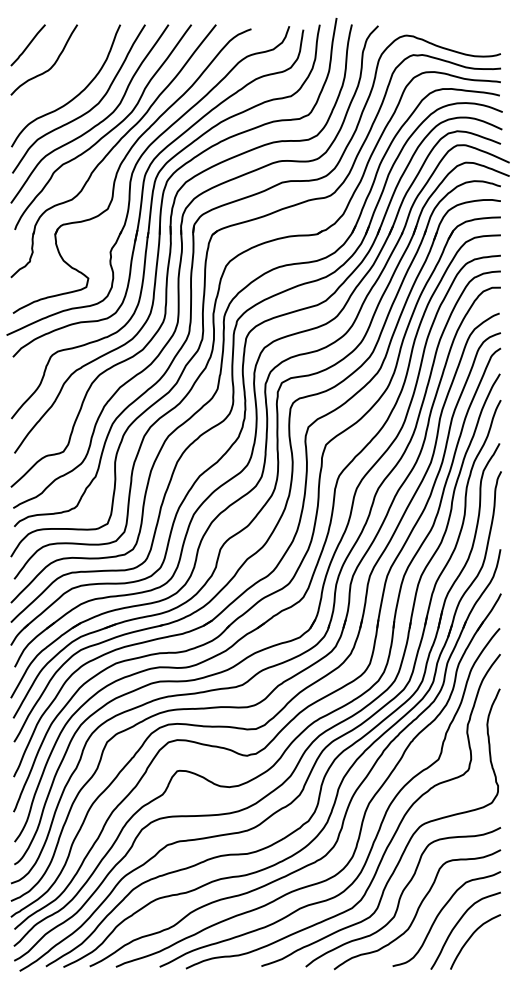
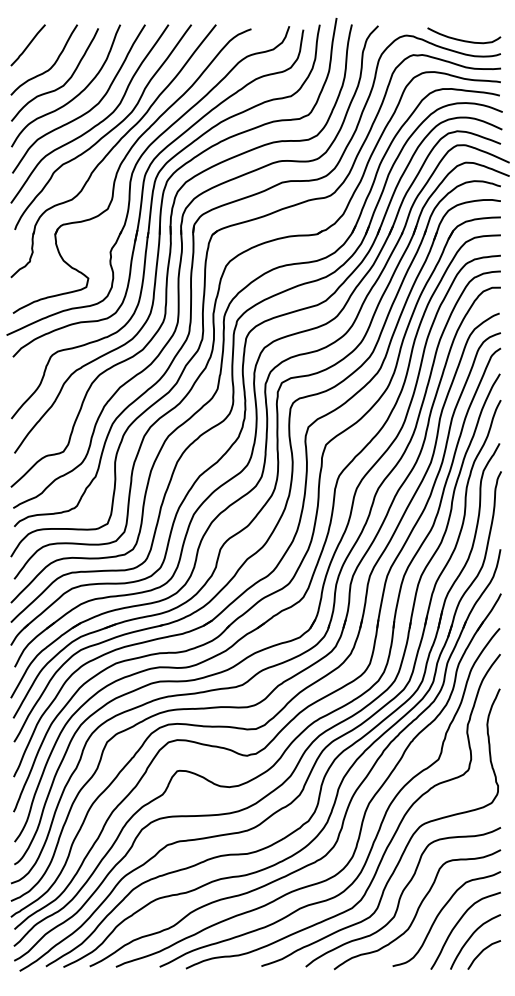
curve: none -> present (462, 39)
curve: none -> present (61, 85)
curve: none -> present (482, 952)
